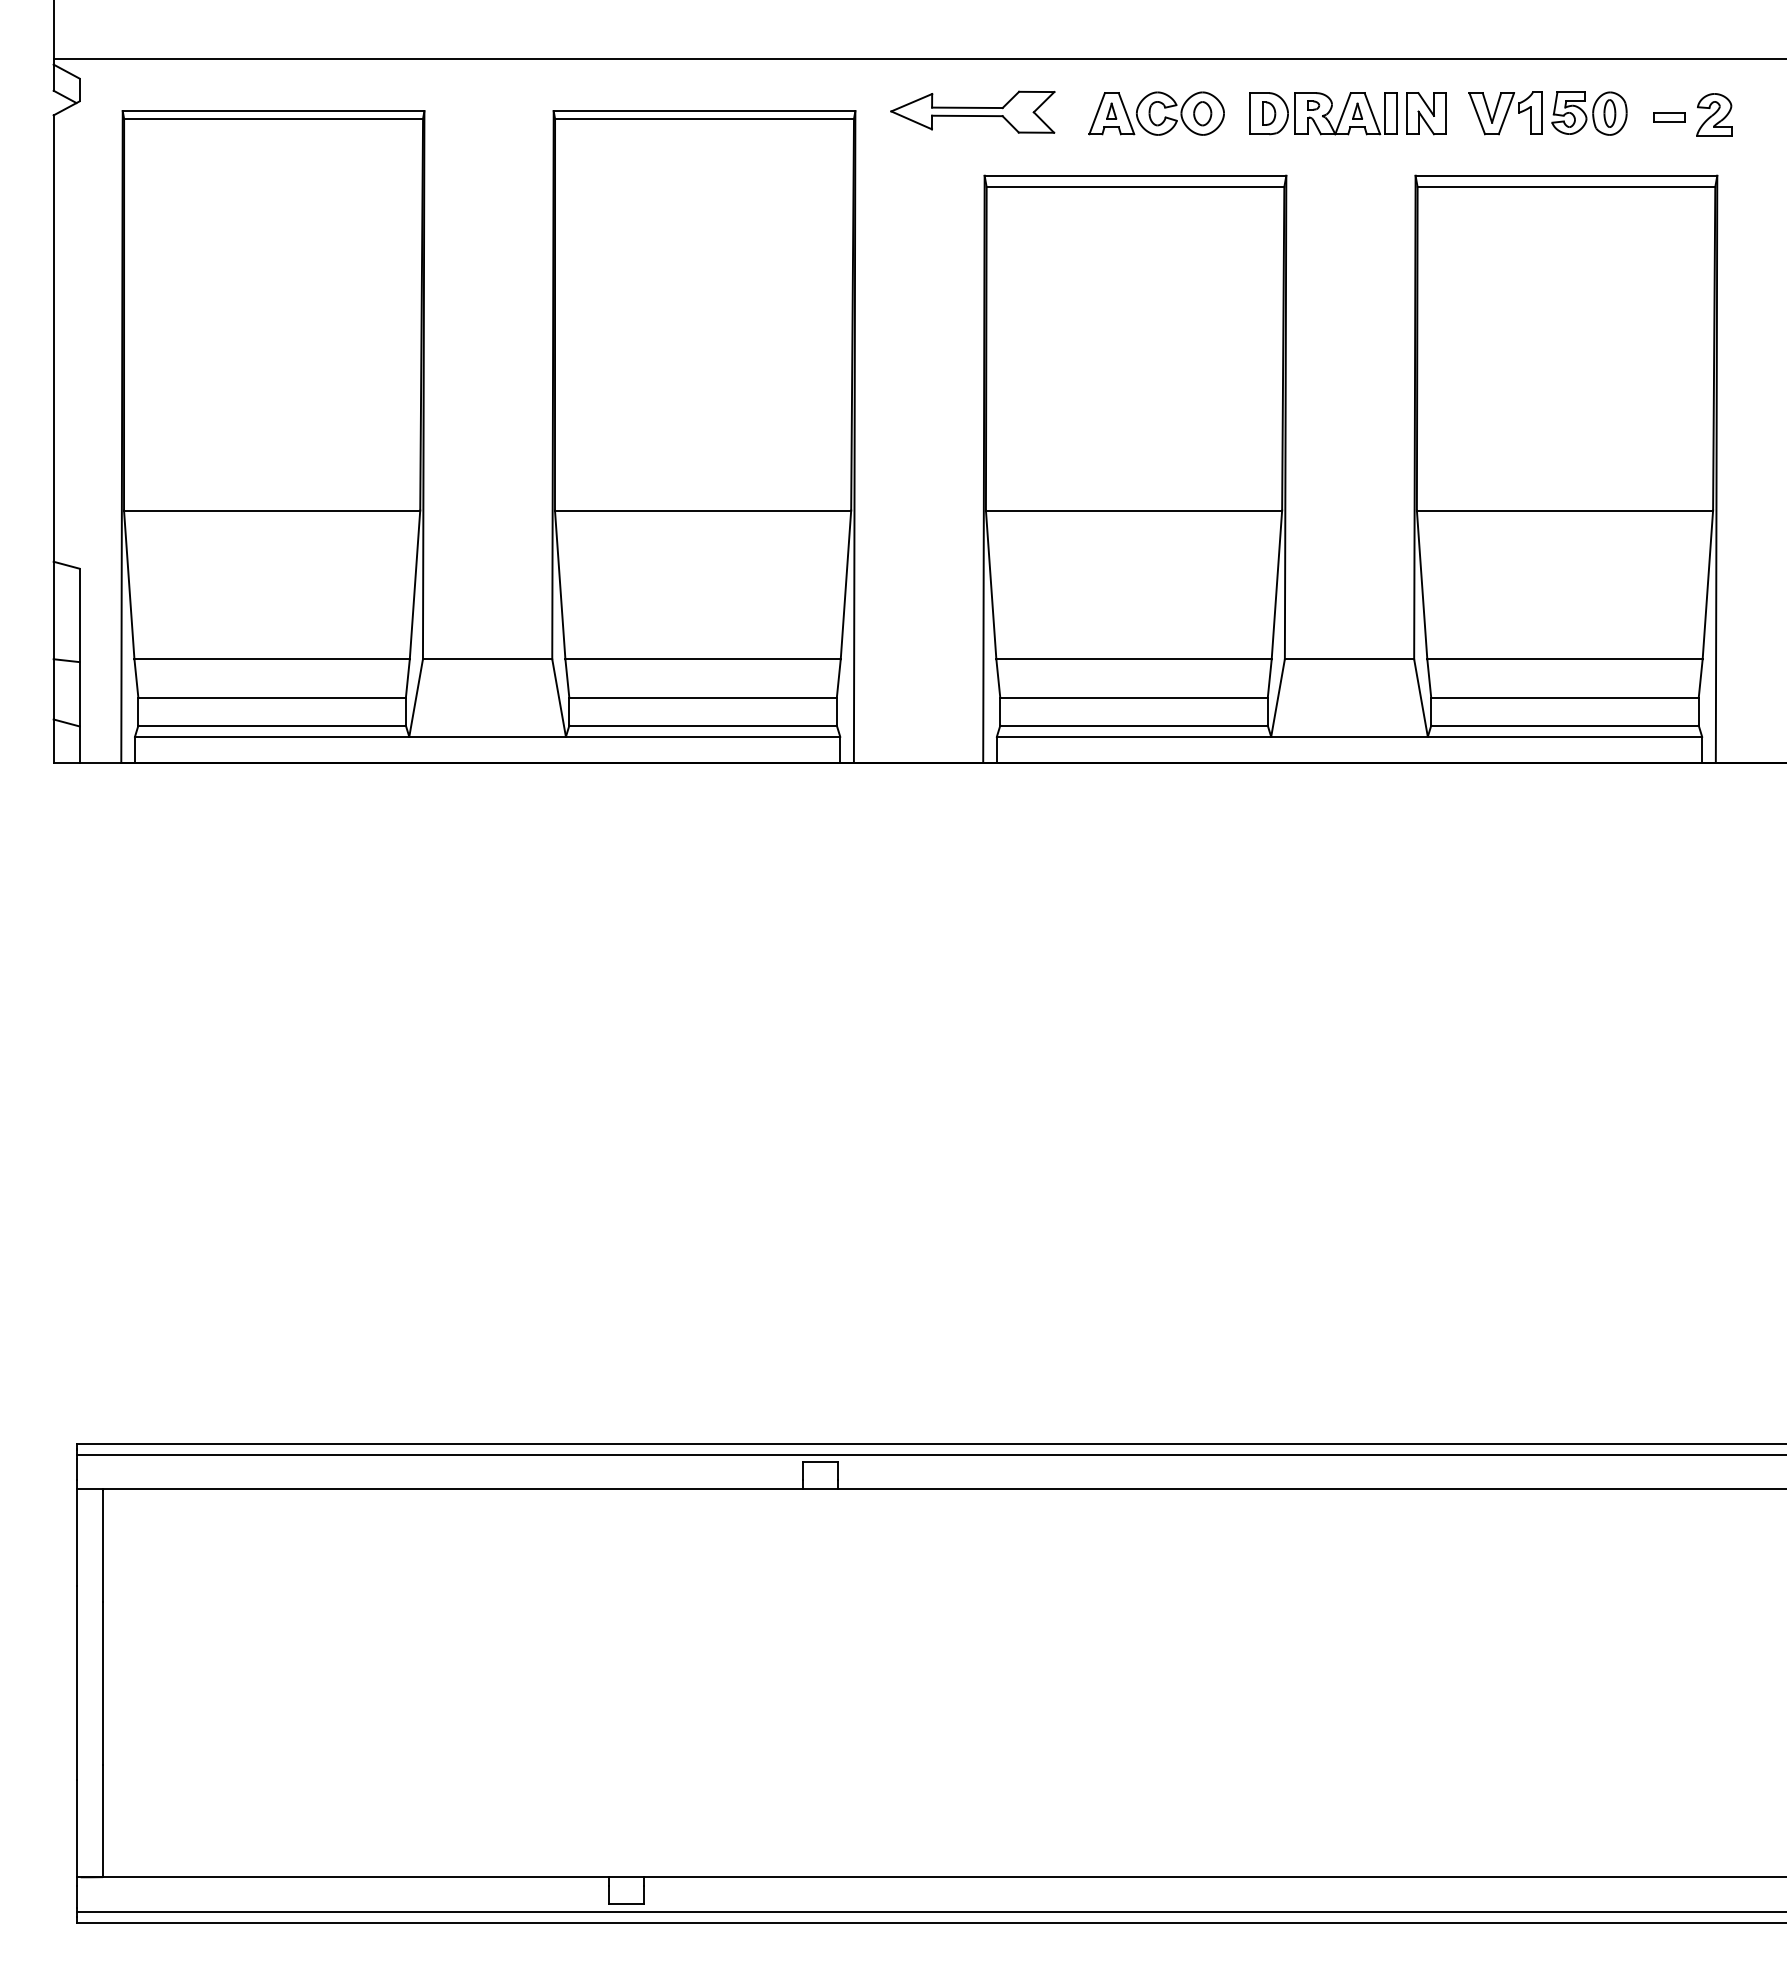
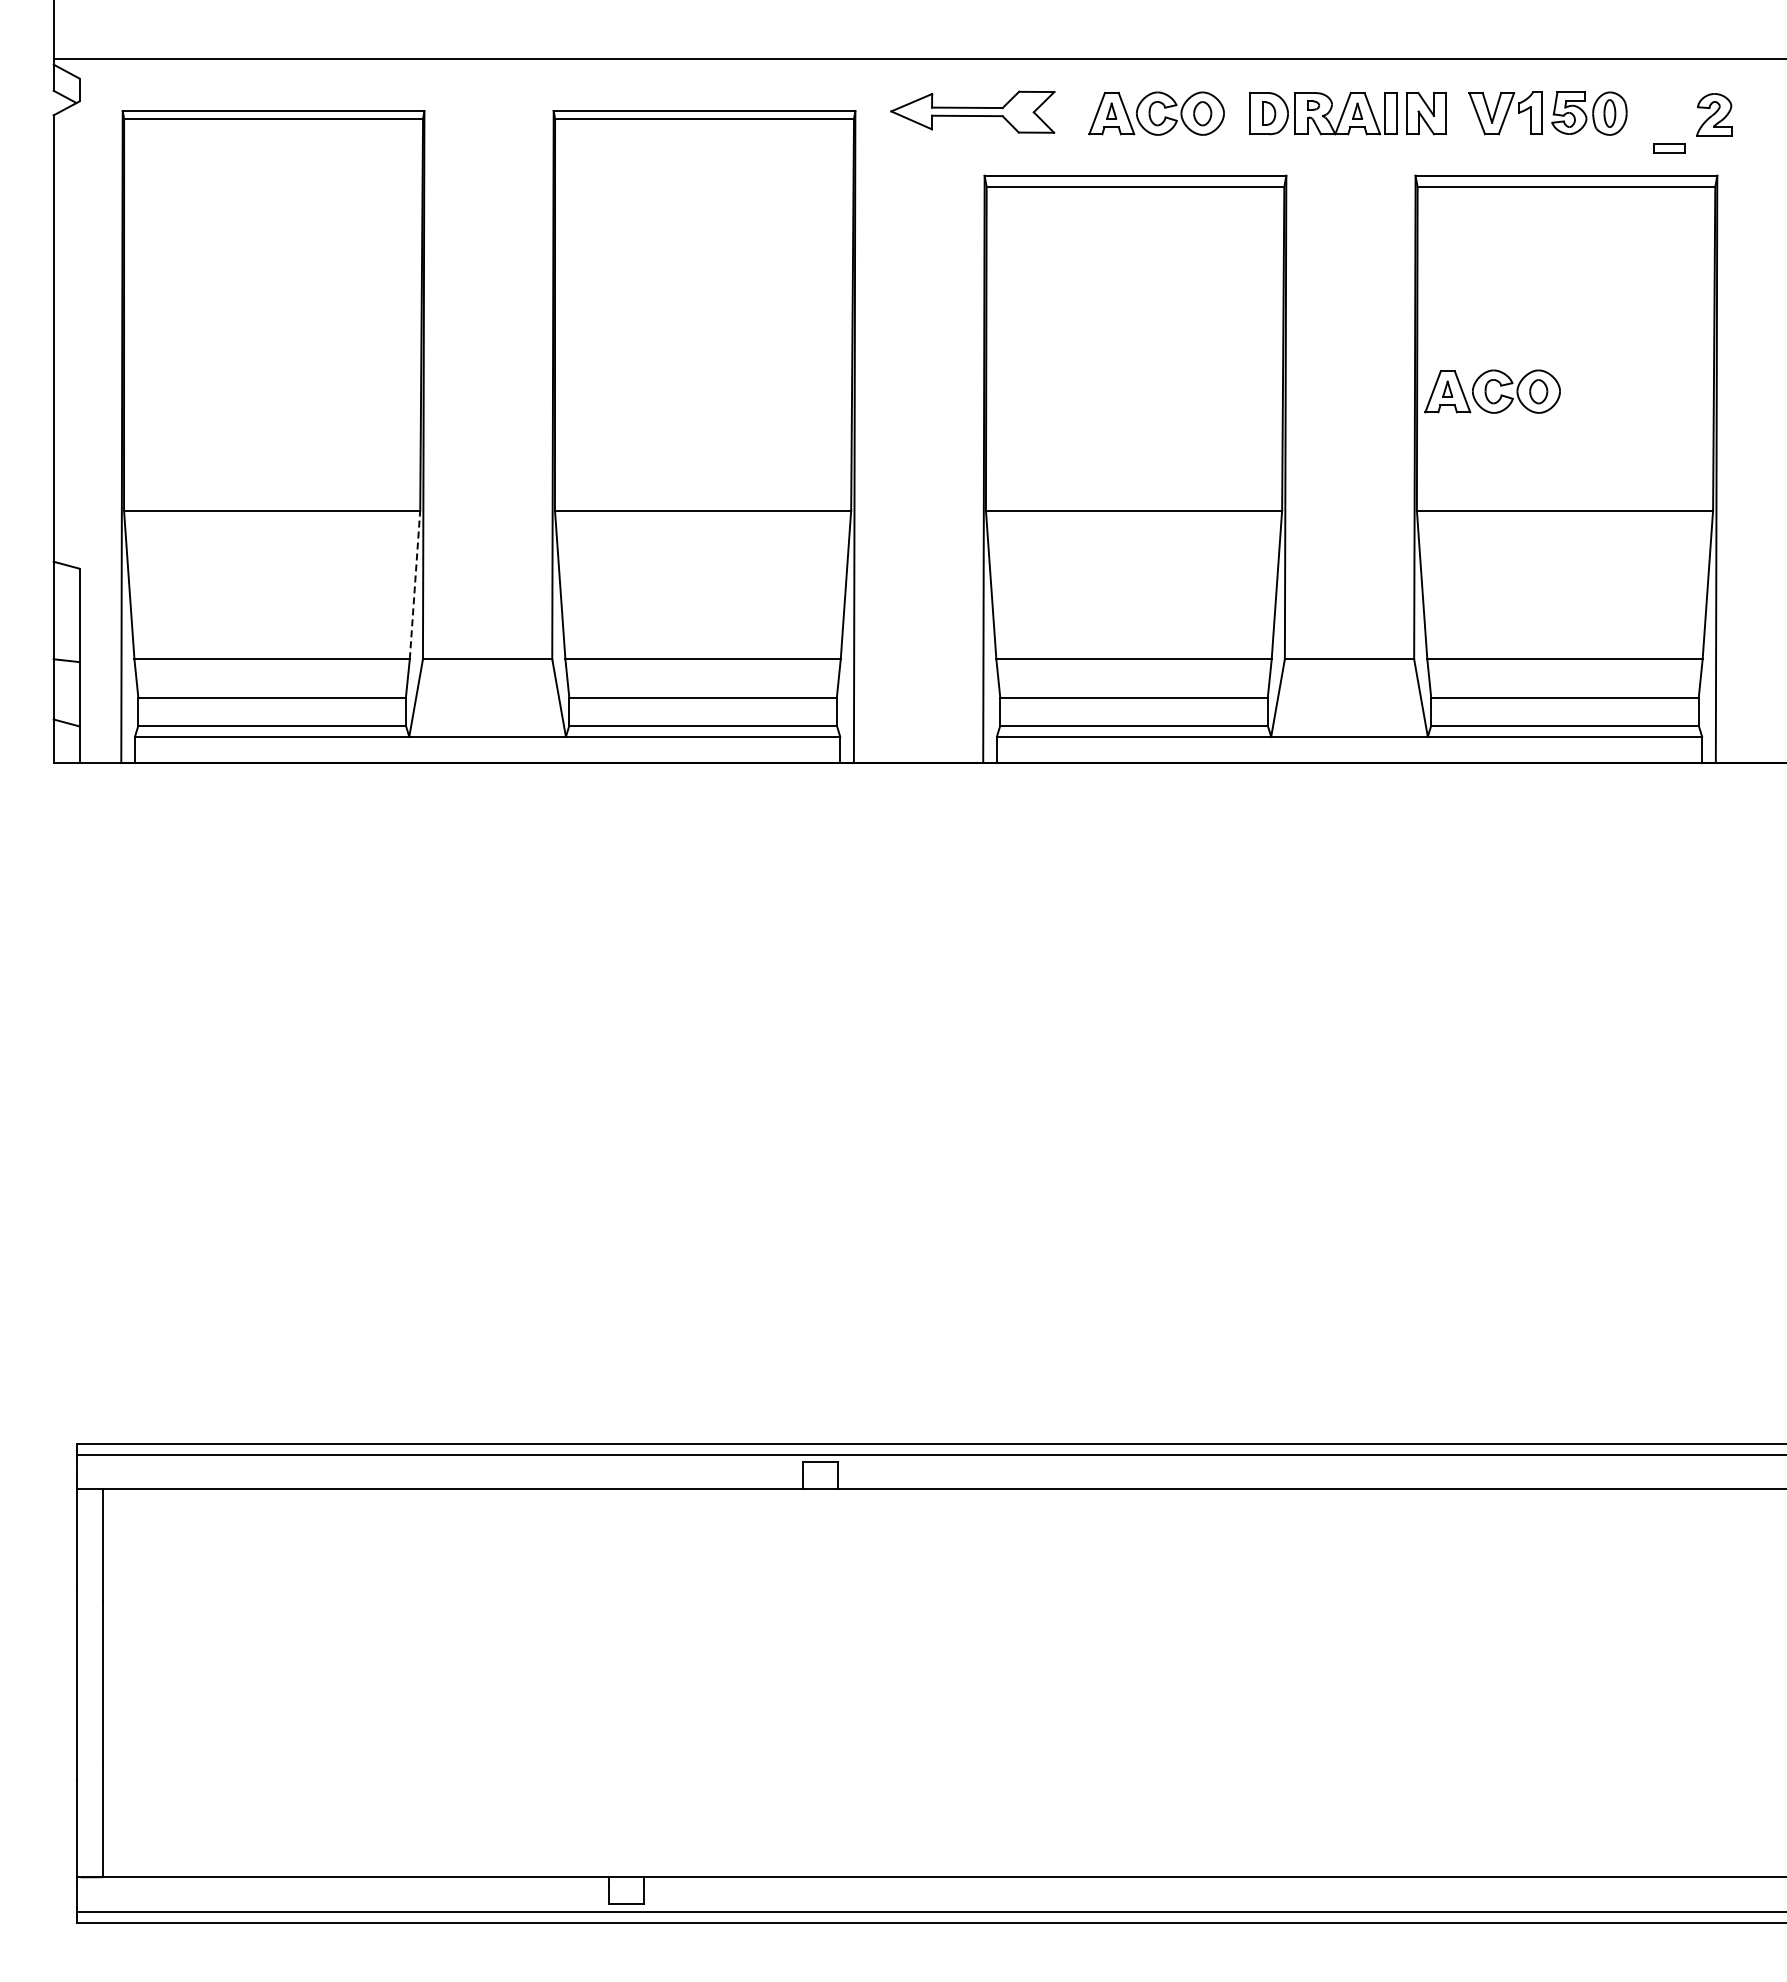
part position: (1669, 117) -> (1669, 148) (1669, 148)
part: none -> present (1492, 391)
line: solid -> dashed (415, 584)
